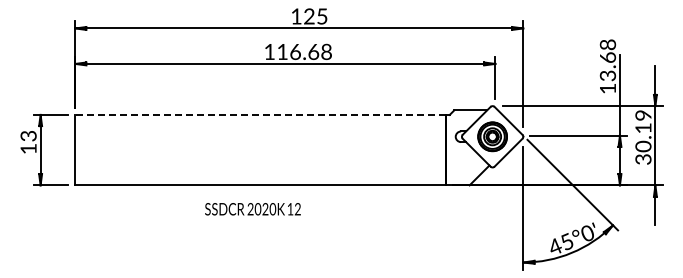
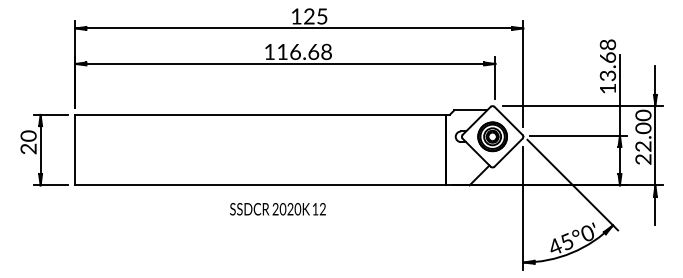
line: dashed -> solid (259, 114)
text: 30.19 -> 22.00 (643, 136)
text: 13 -> 20 (28, 142)
text position: (252, 209) -> (277, 209) (277, 209)
